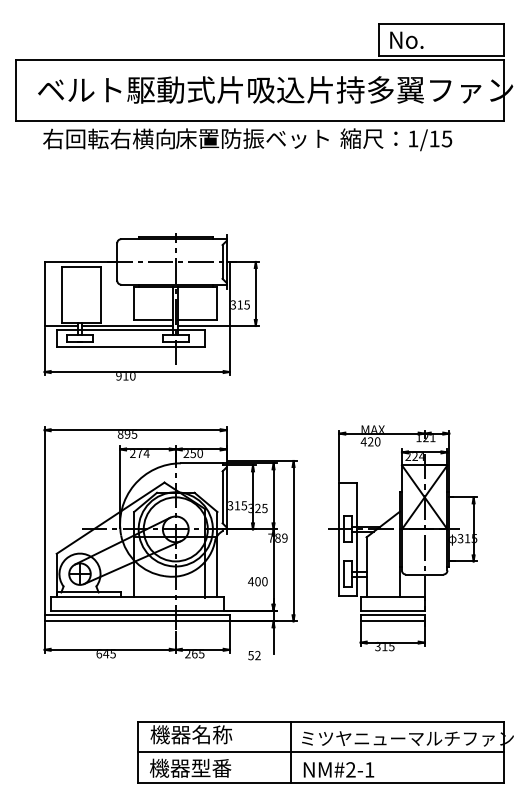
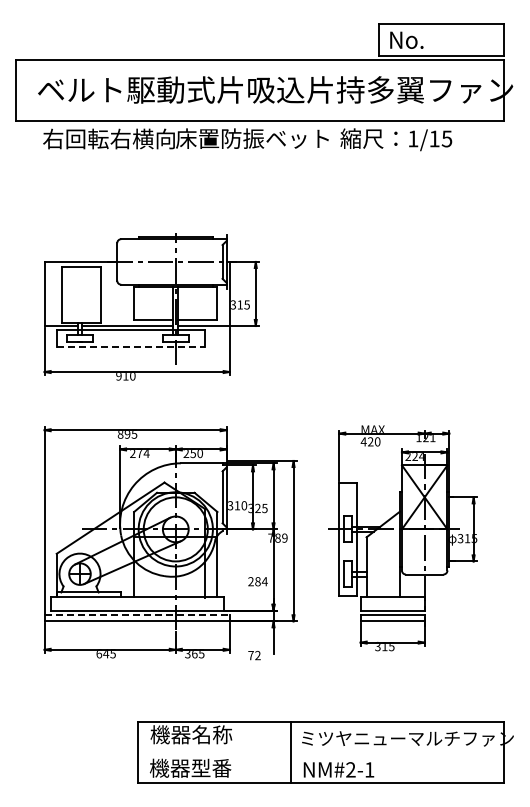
line: solid -> dashed (131, 347)
text: 315 -> 310 (244, 505)
text: 400 -> 284 (257, 581)
line: solid -> dashed (137, 615)
text: 265 -> 365 (187, 655)
text: 52 -> 72 (250, 655)
line: present -> none (321, 752)
